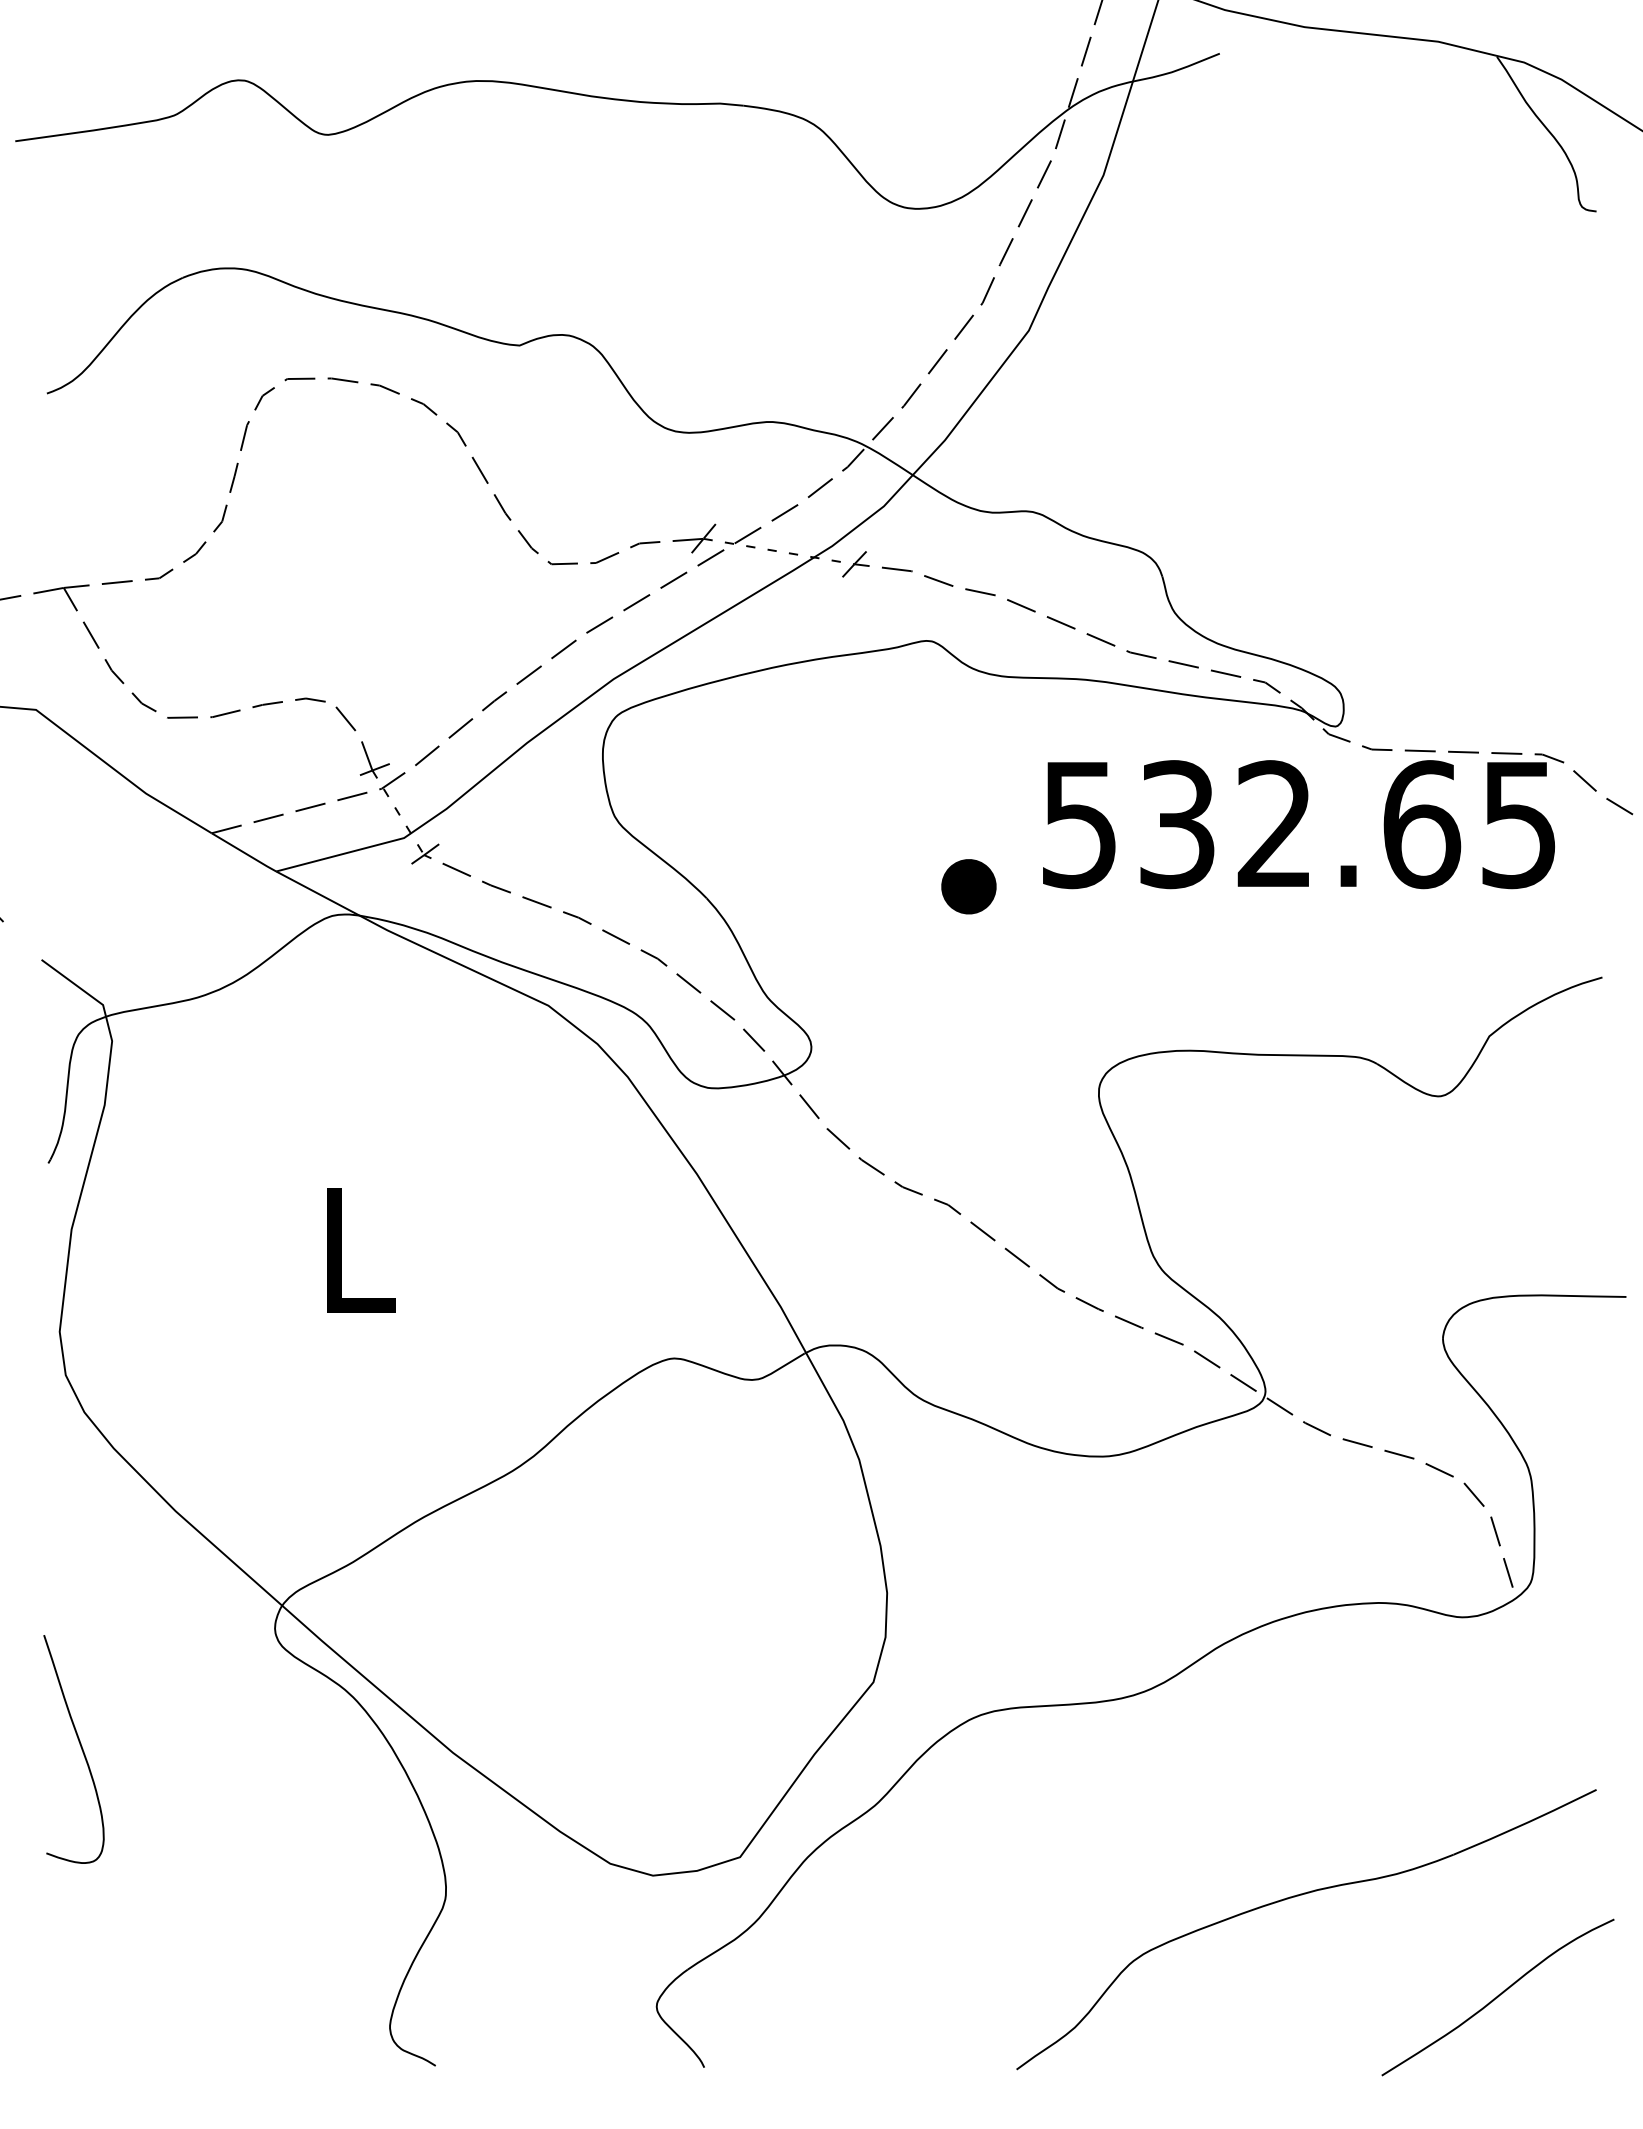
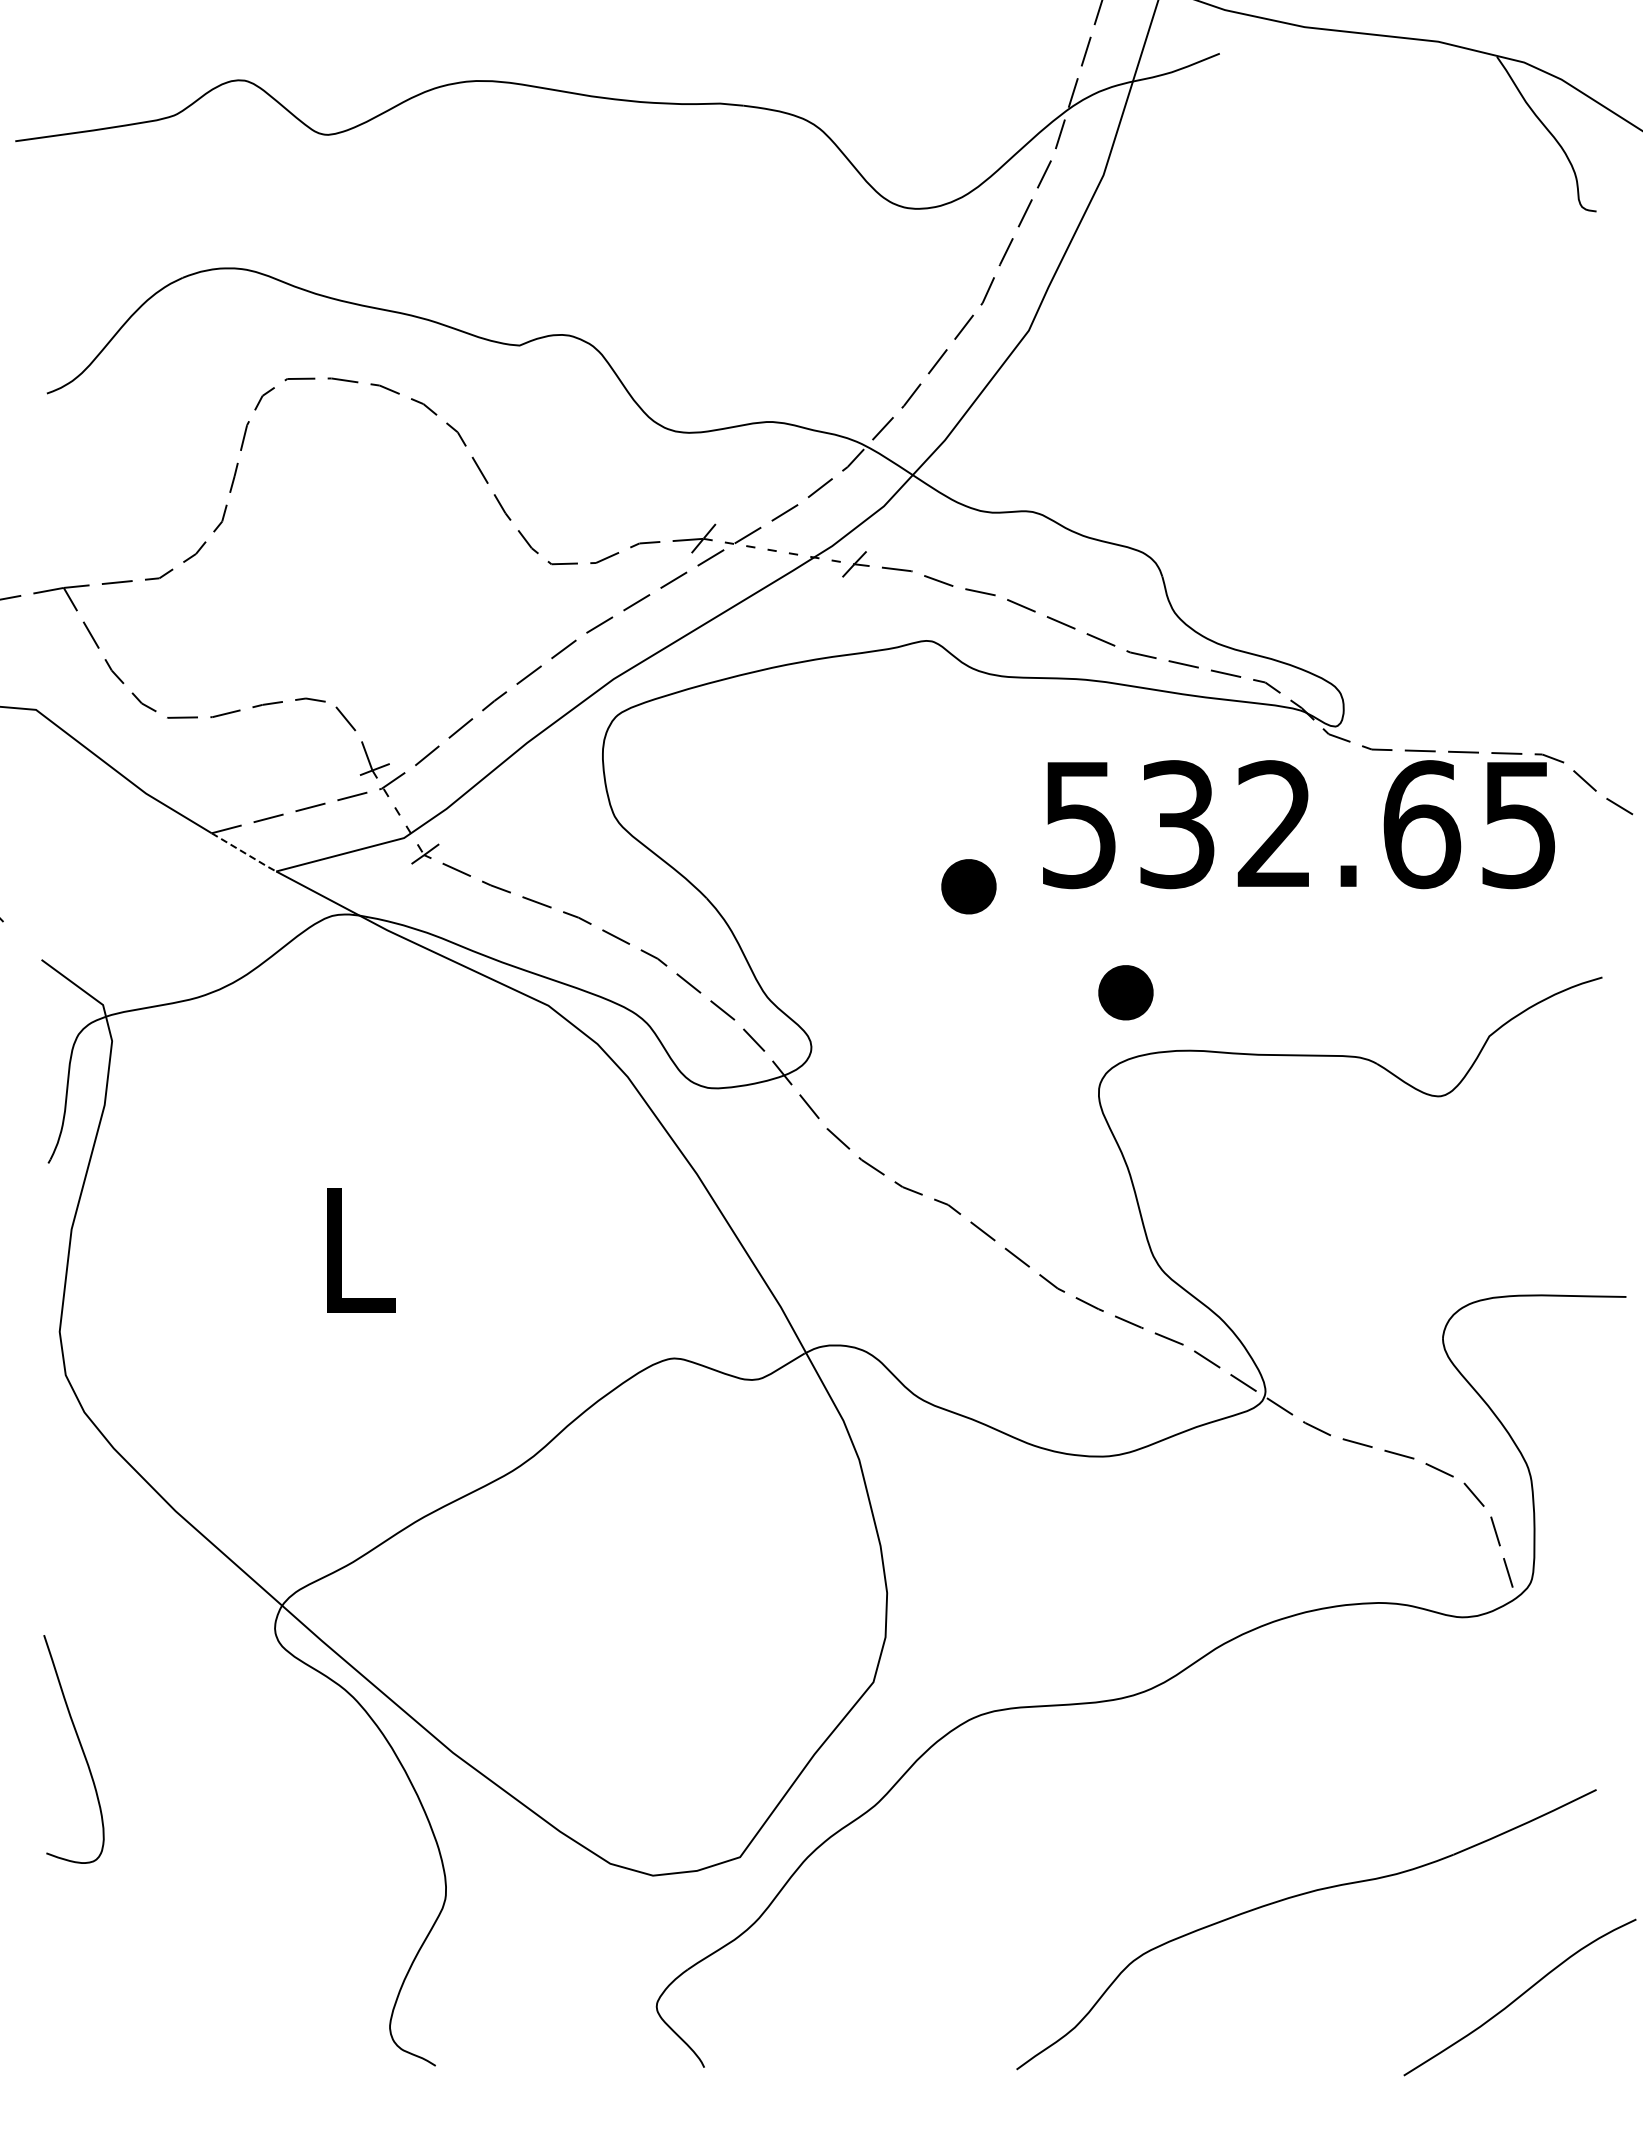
line: solid -> dashed (244, 853)
part: none -> present (1125, 992)
curve position: (1497, 1997) -> (1519, 1997) (1519, 1997)
